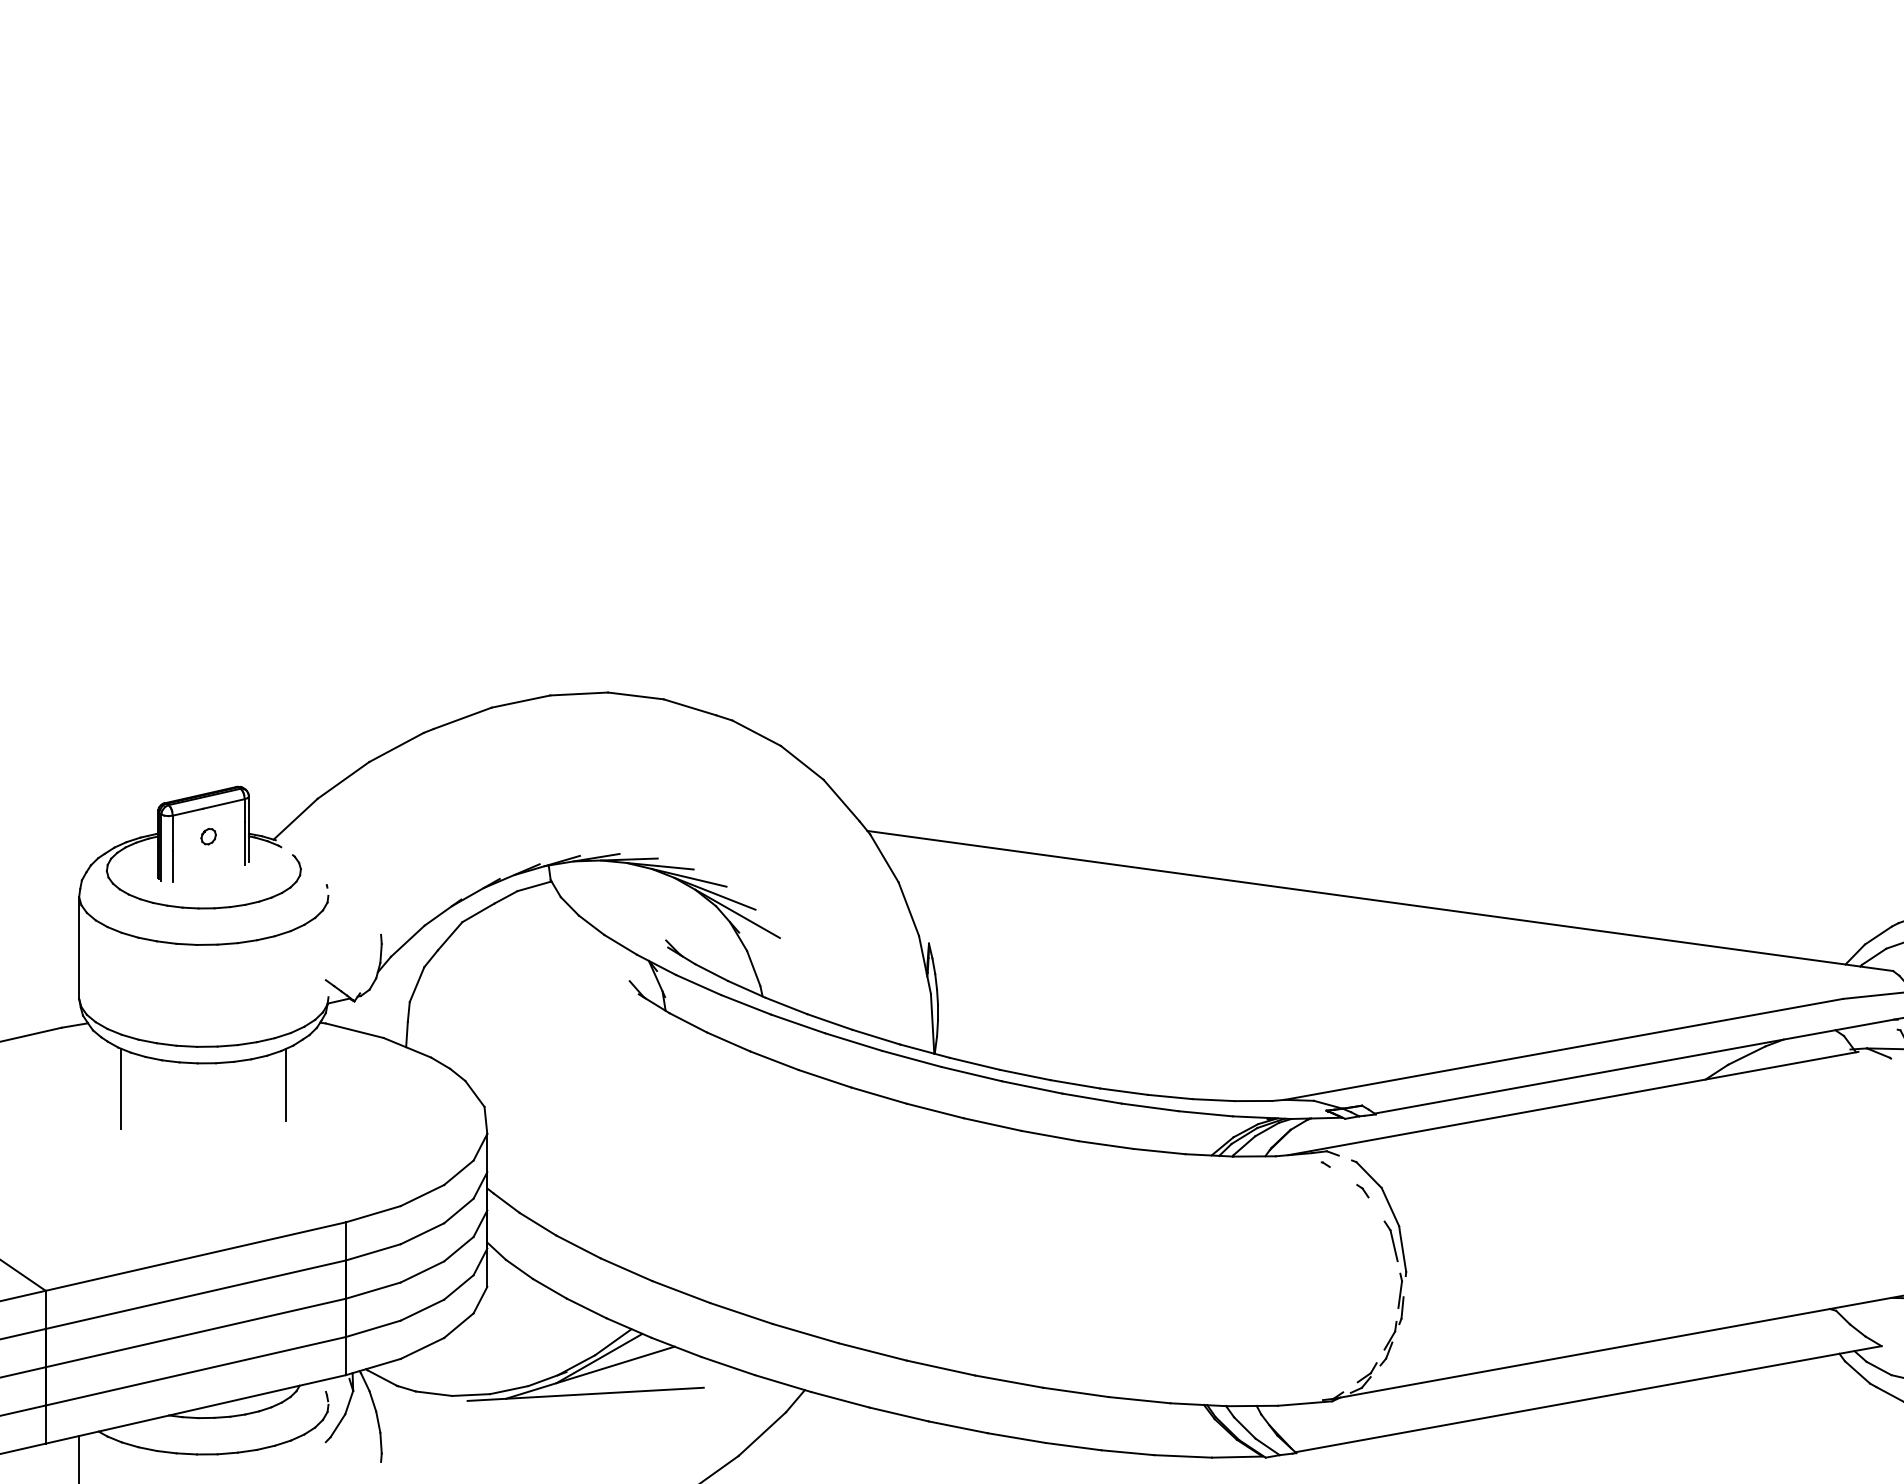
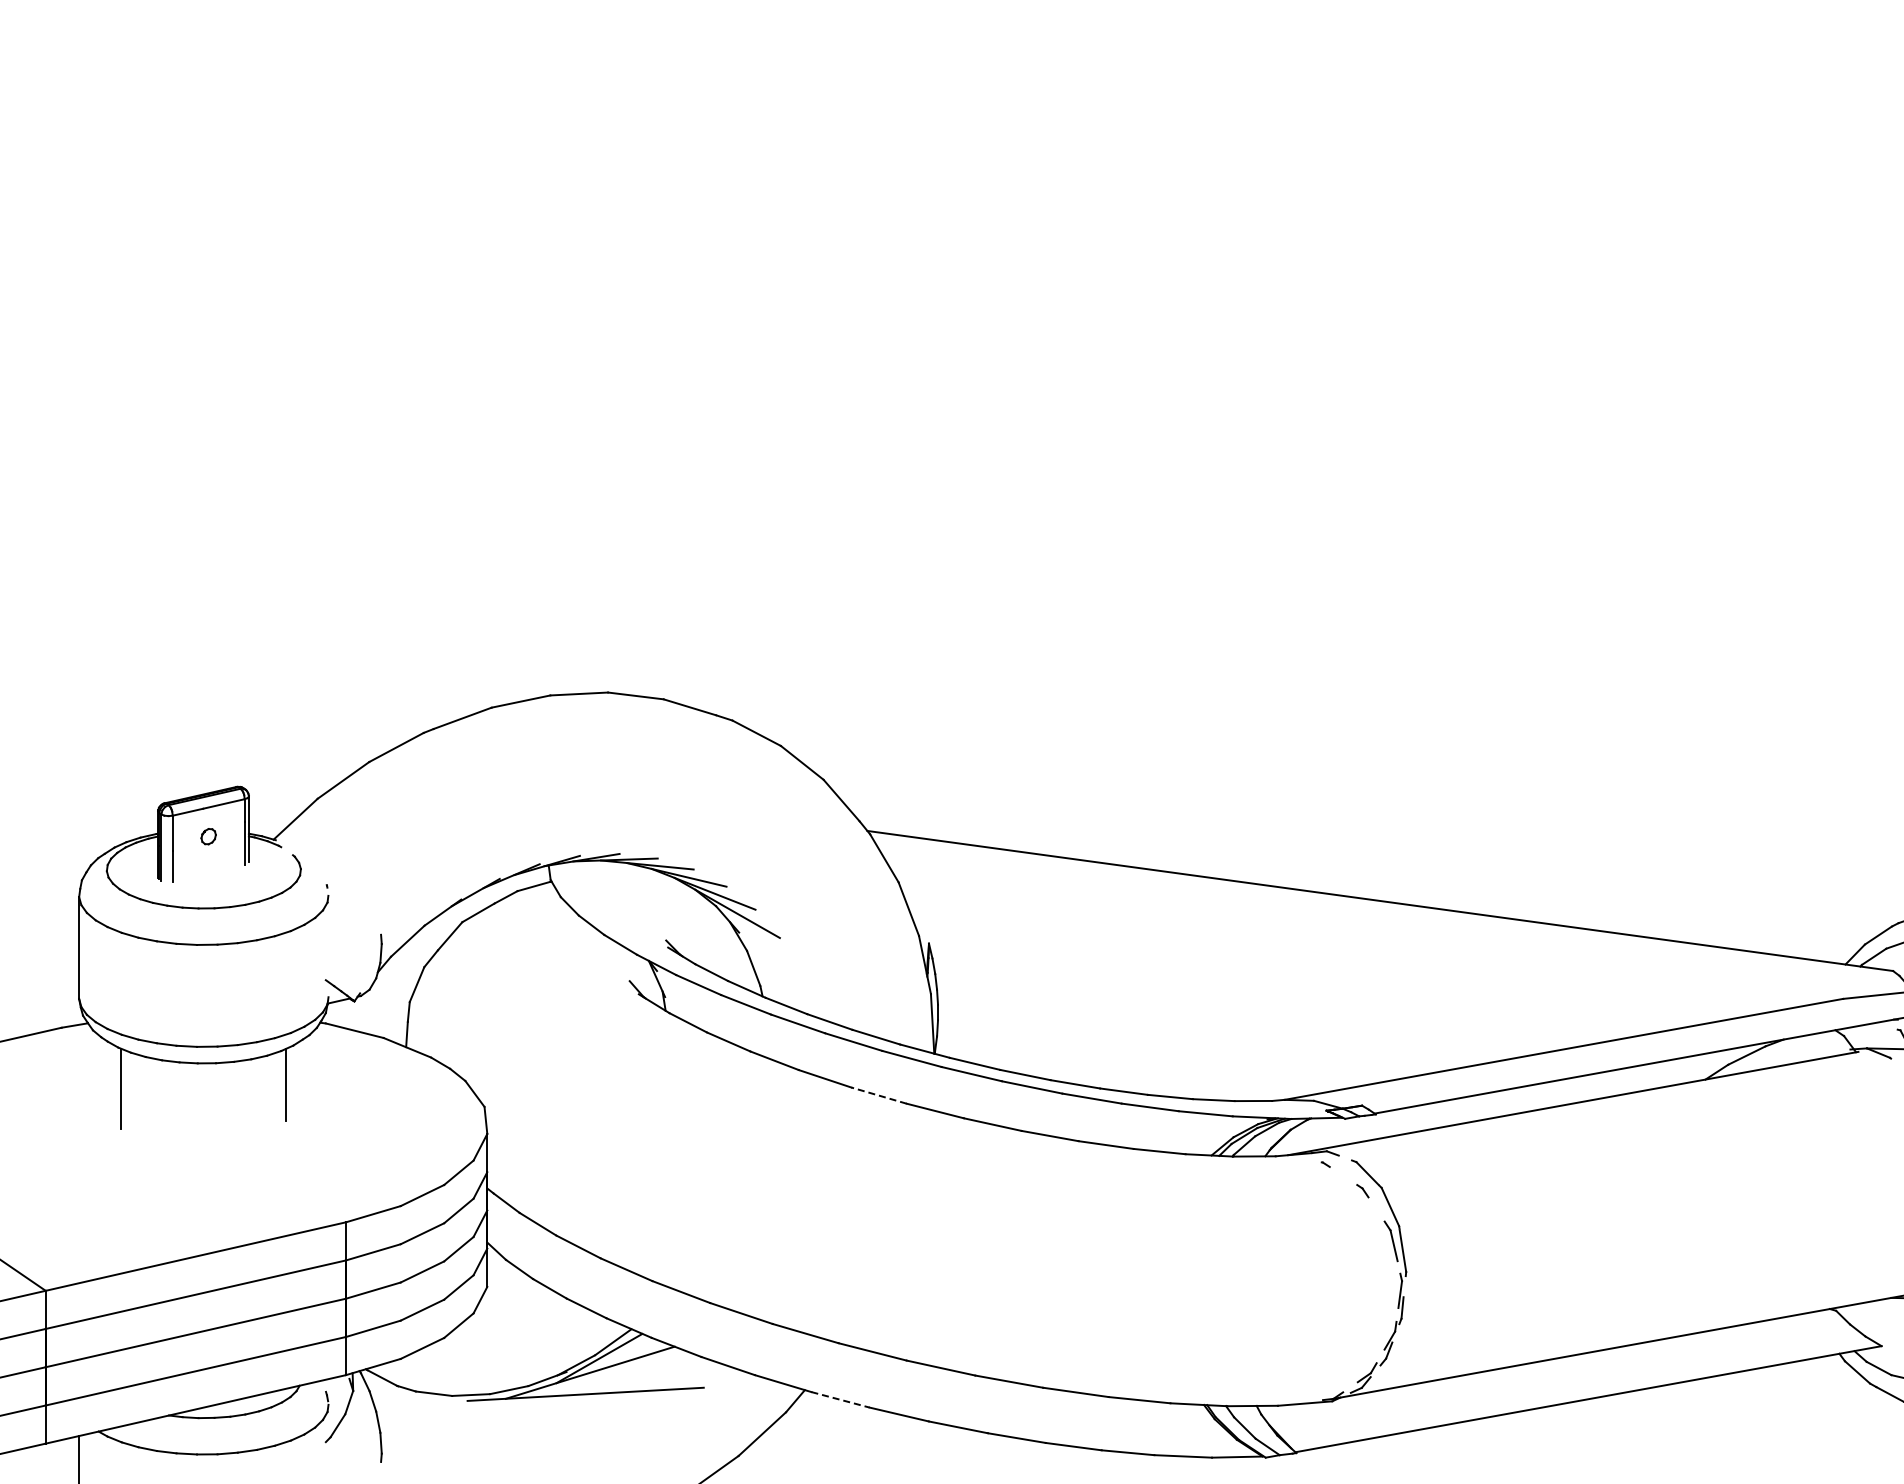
line: solid -> dashed (879, 1095)
line: solid -> dashed (841, 1399)
